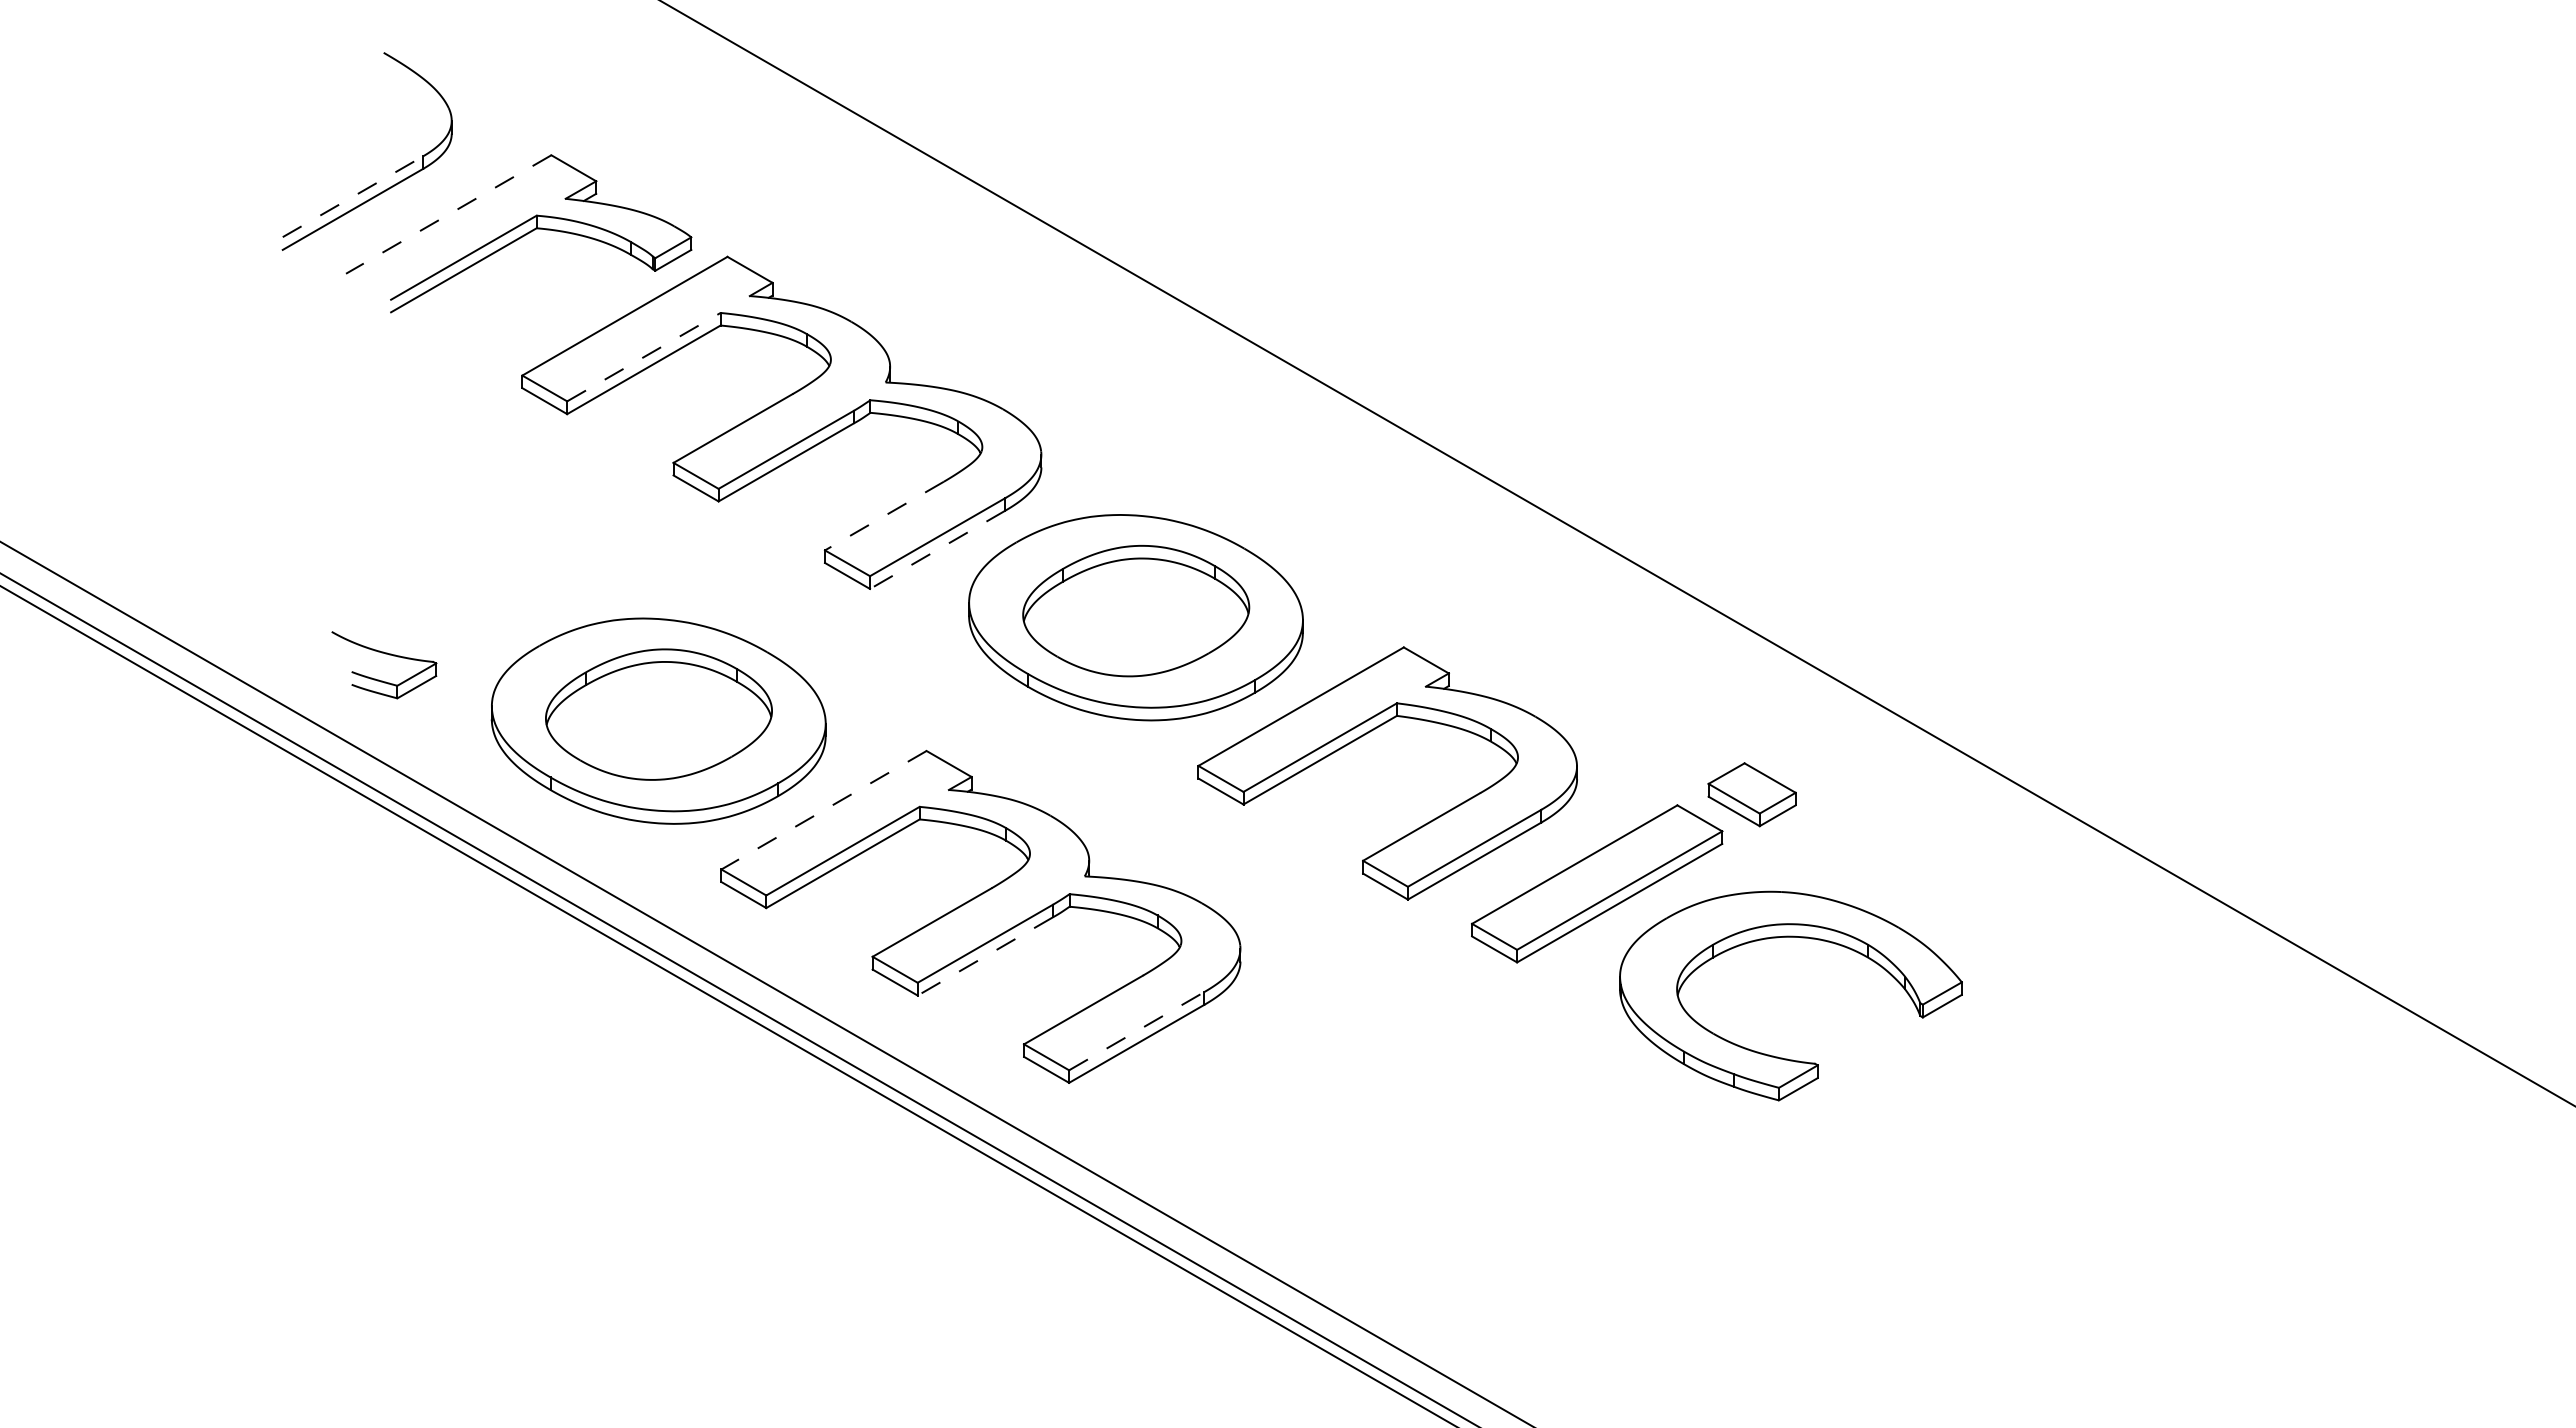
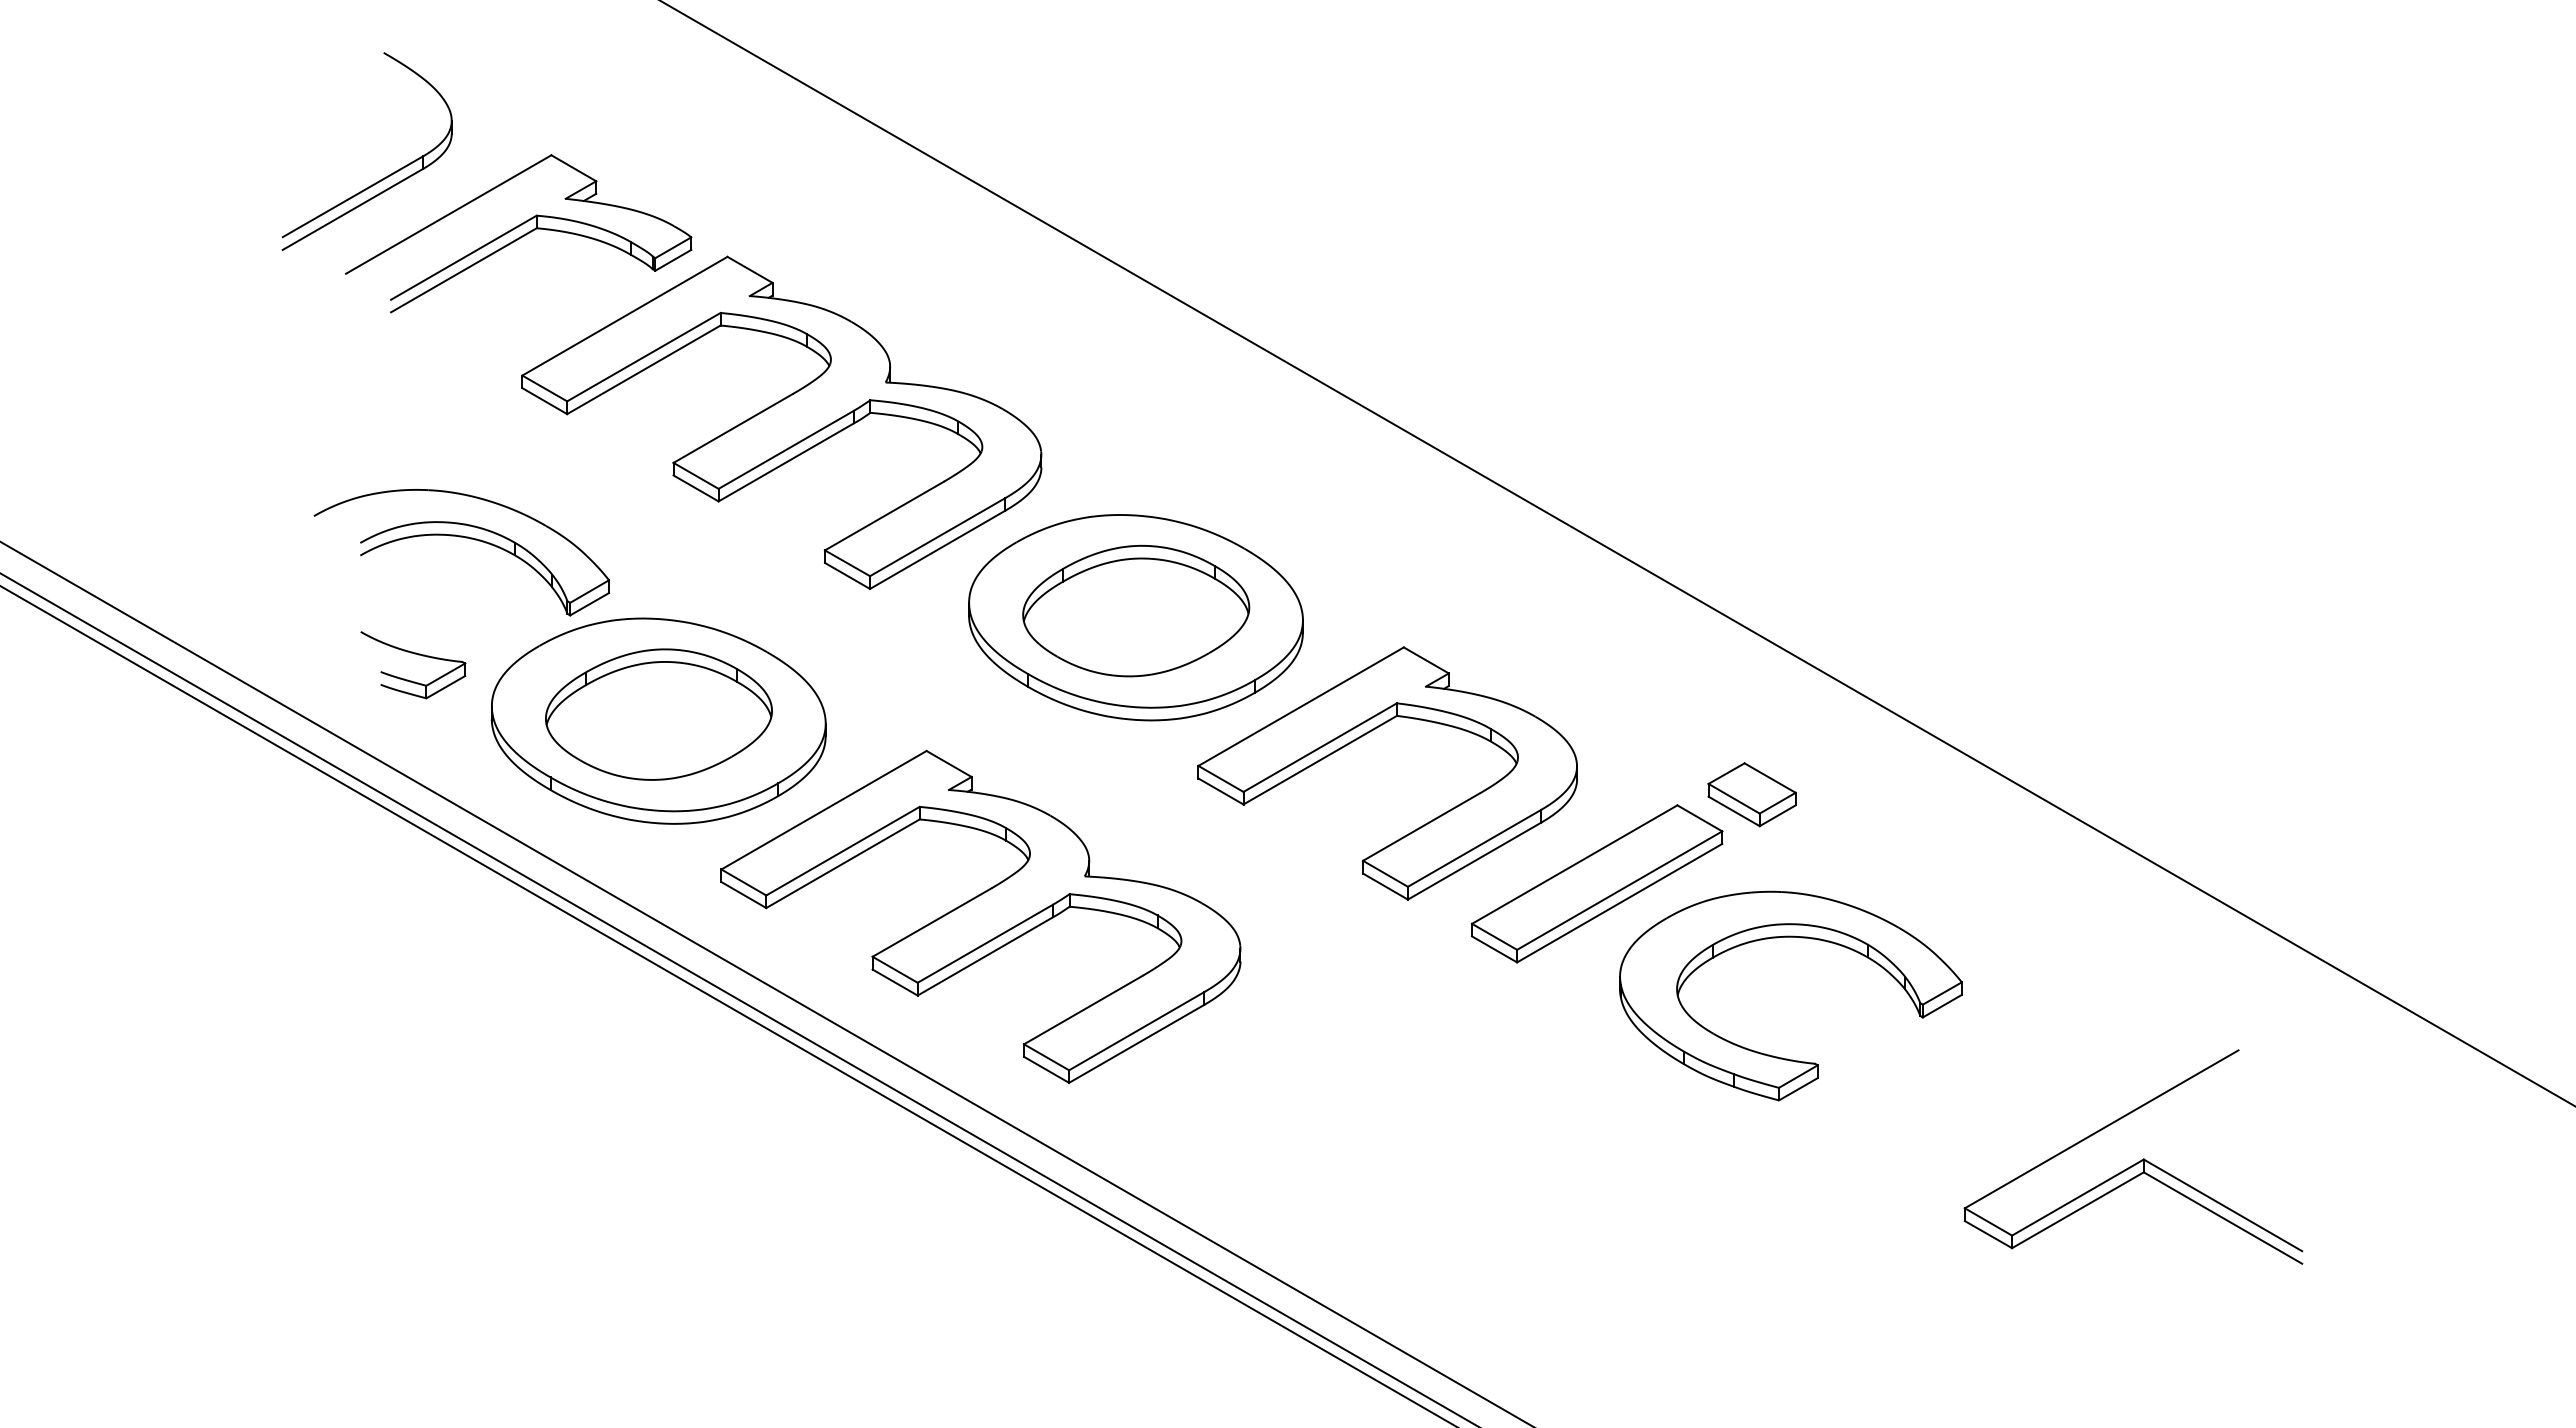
line: dashed -> solid (352, 196)
line: dashed -> solid (448, 214)
line: dashed -> solid (643, 357)
line: dashed -> solid (884, 516)
part: none -> present (465, 538)
line: dashed -> solid (937, 550)
part position: (385, 654) -> (414, 654) (414, 654)
line: dashed -> solid (823, 810)
line: dashed -> solid (984, 956)
line: dashed -> solid (1137, 1030)
part: none -> present (2136, 1162)
